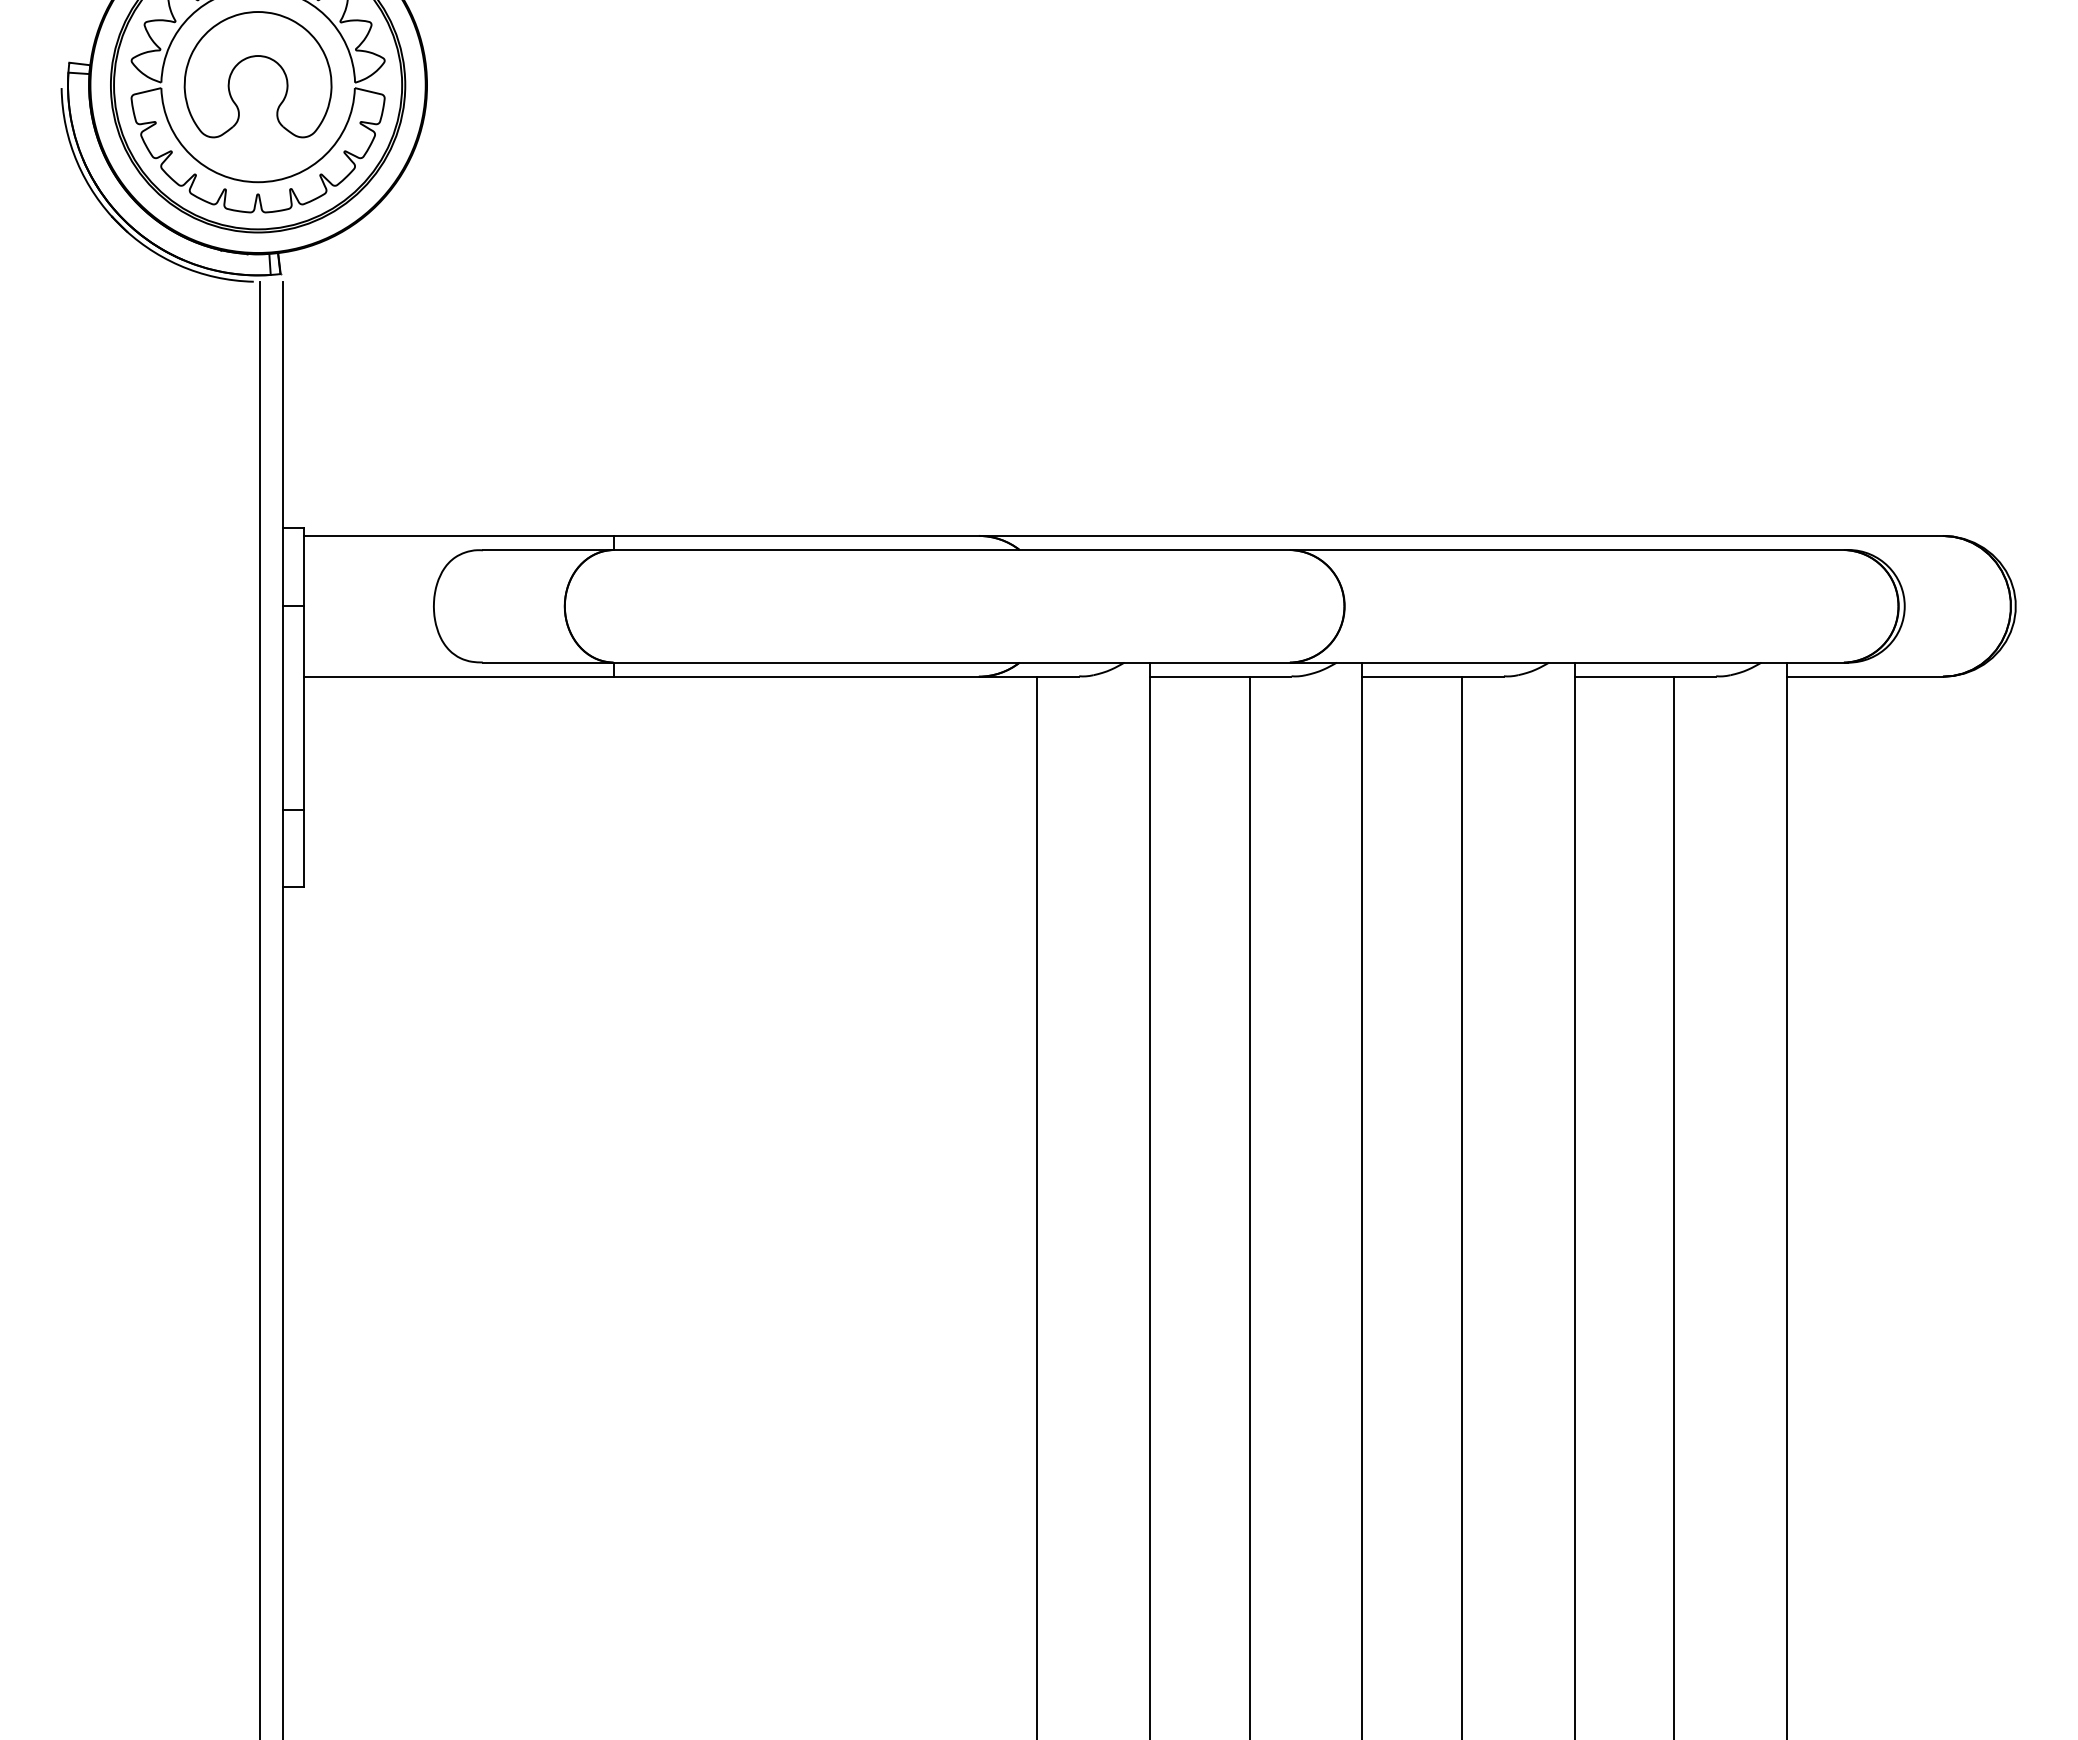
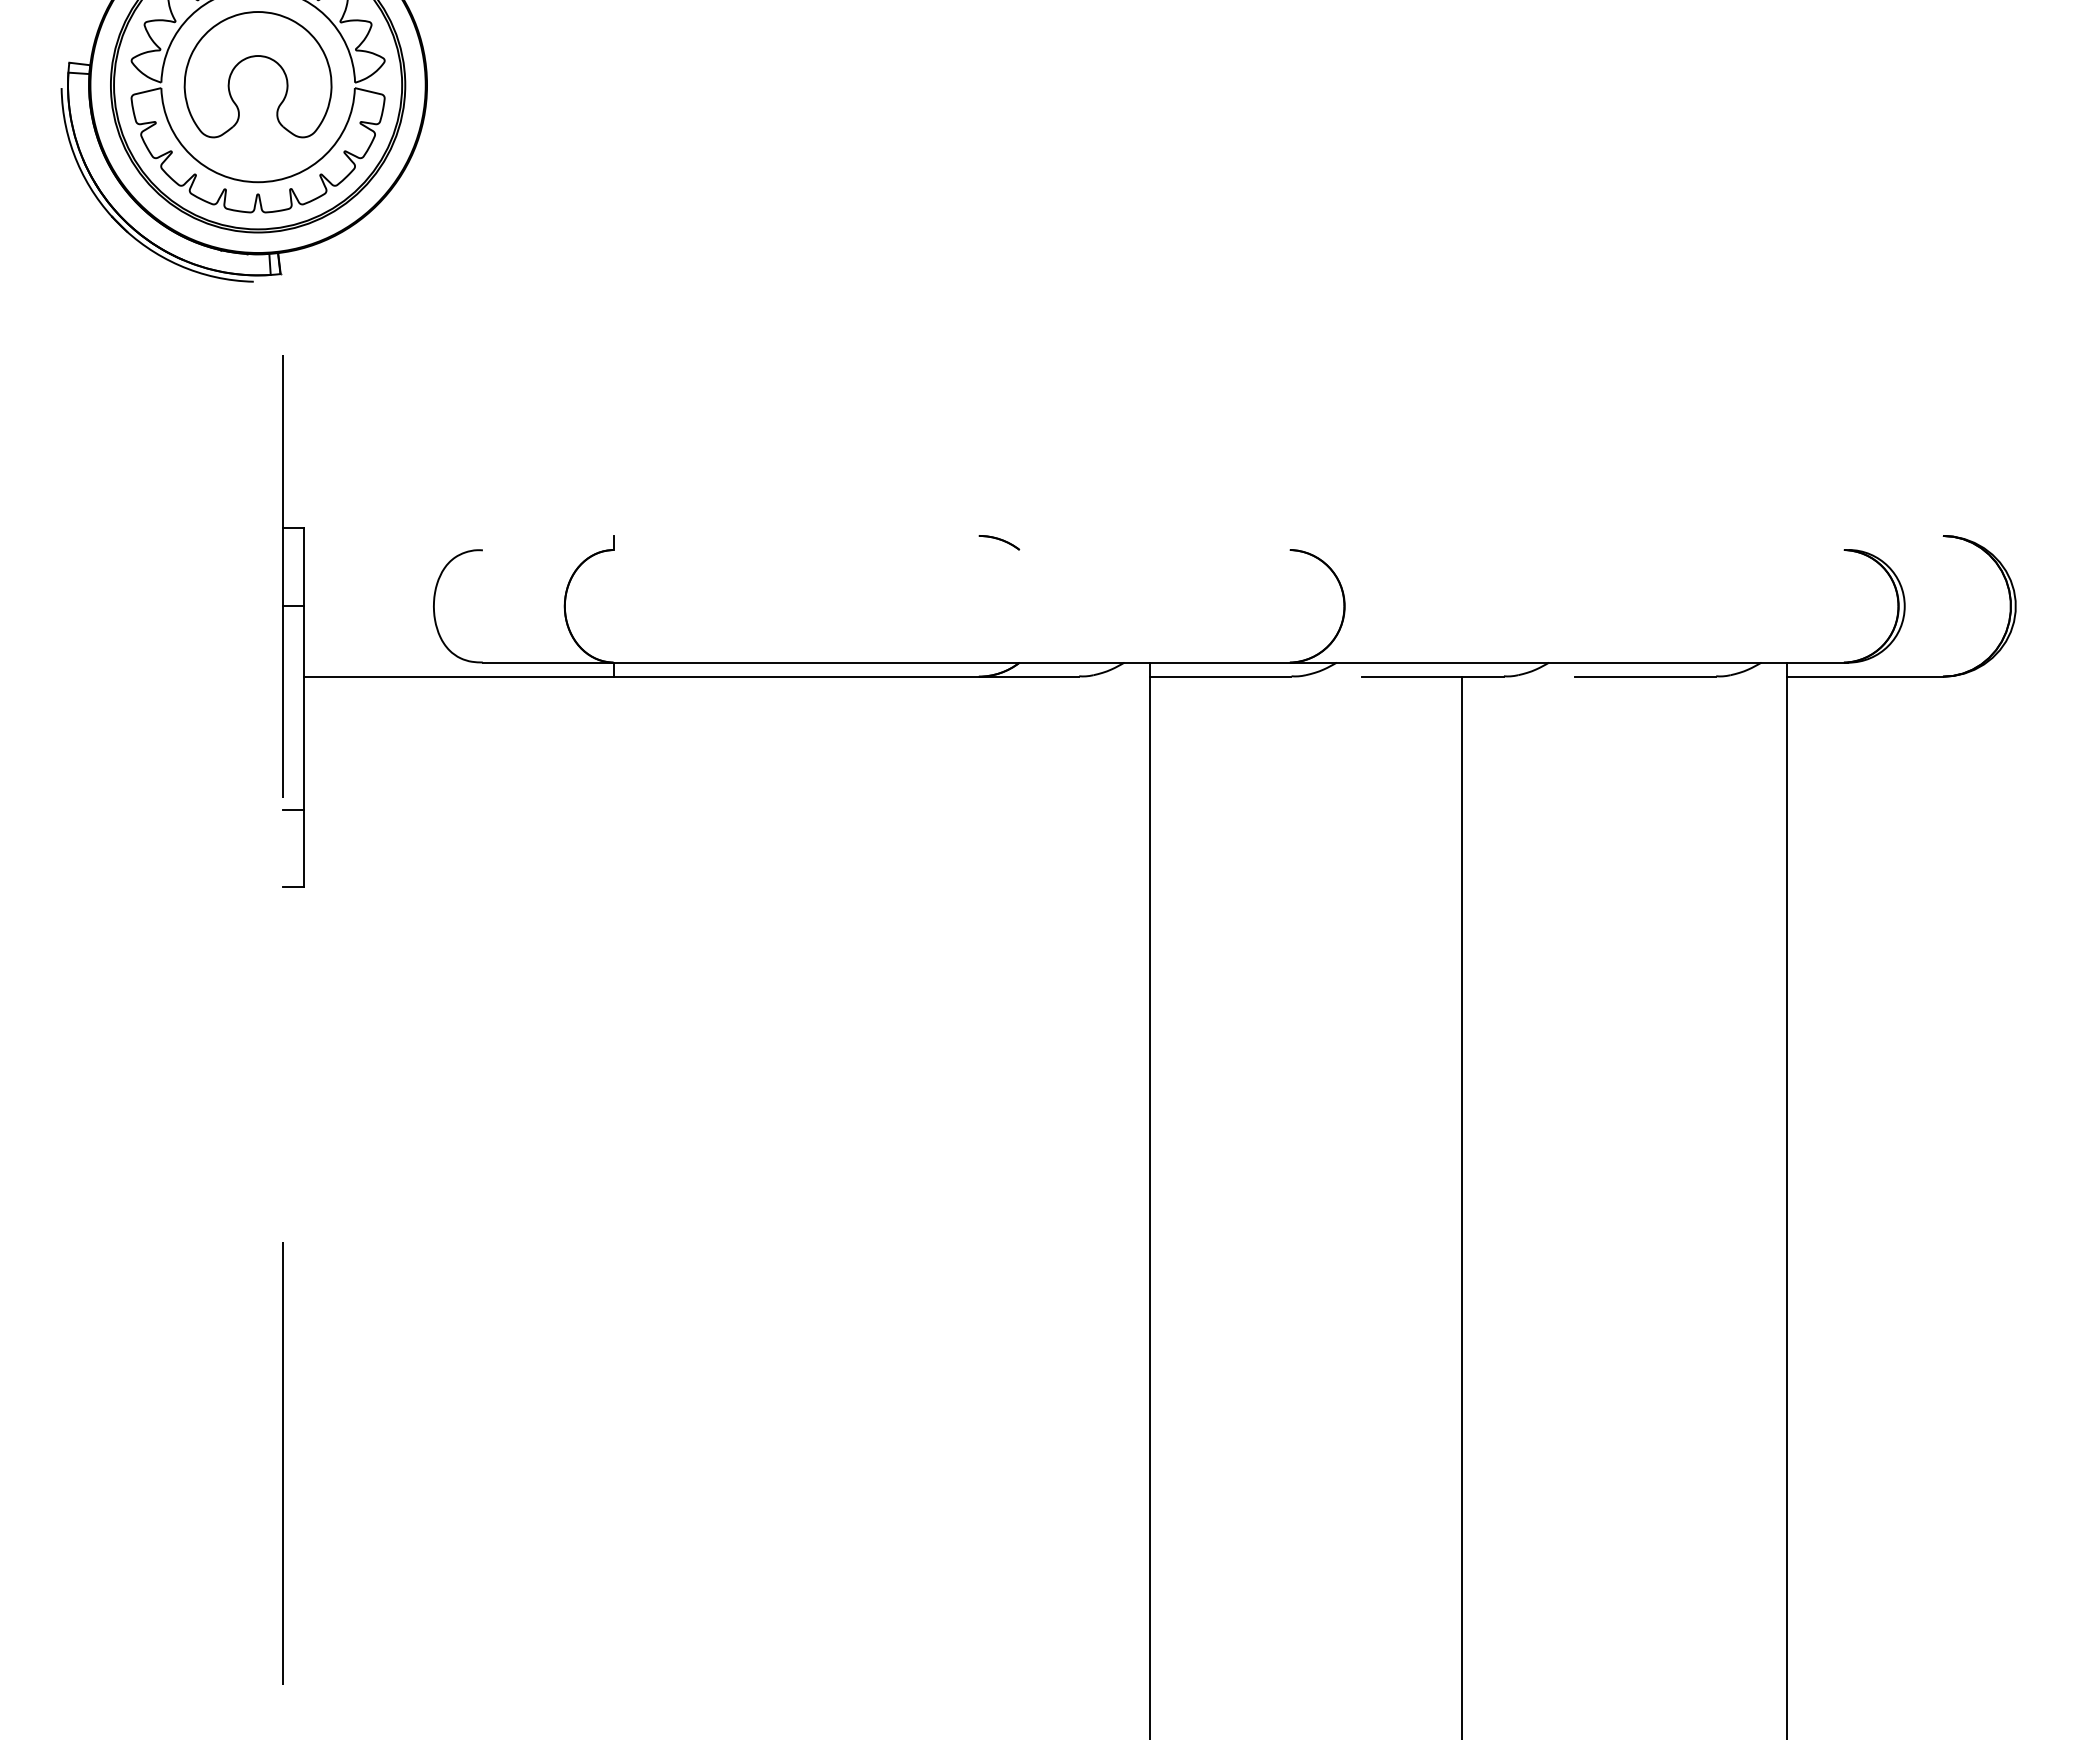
line: present -> none (1122, 535)
line: present -> none (1165, 550)
line: present -> none (260, 1008)
line: solid -> dashed (282, 1010)
line: present -> none (1362, 1199)
line: present -> none (1574, 1199)
line: present -> none (1037, 1206)
line: present -> none (1249, 1206)
line: present -> none (1674, 1206)
